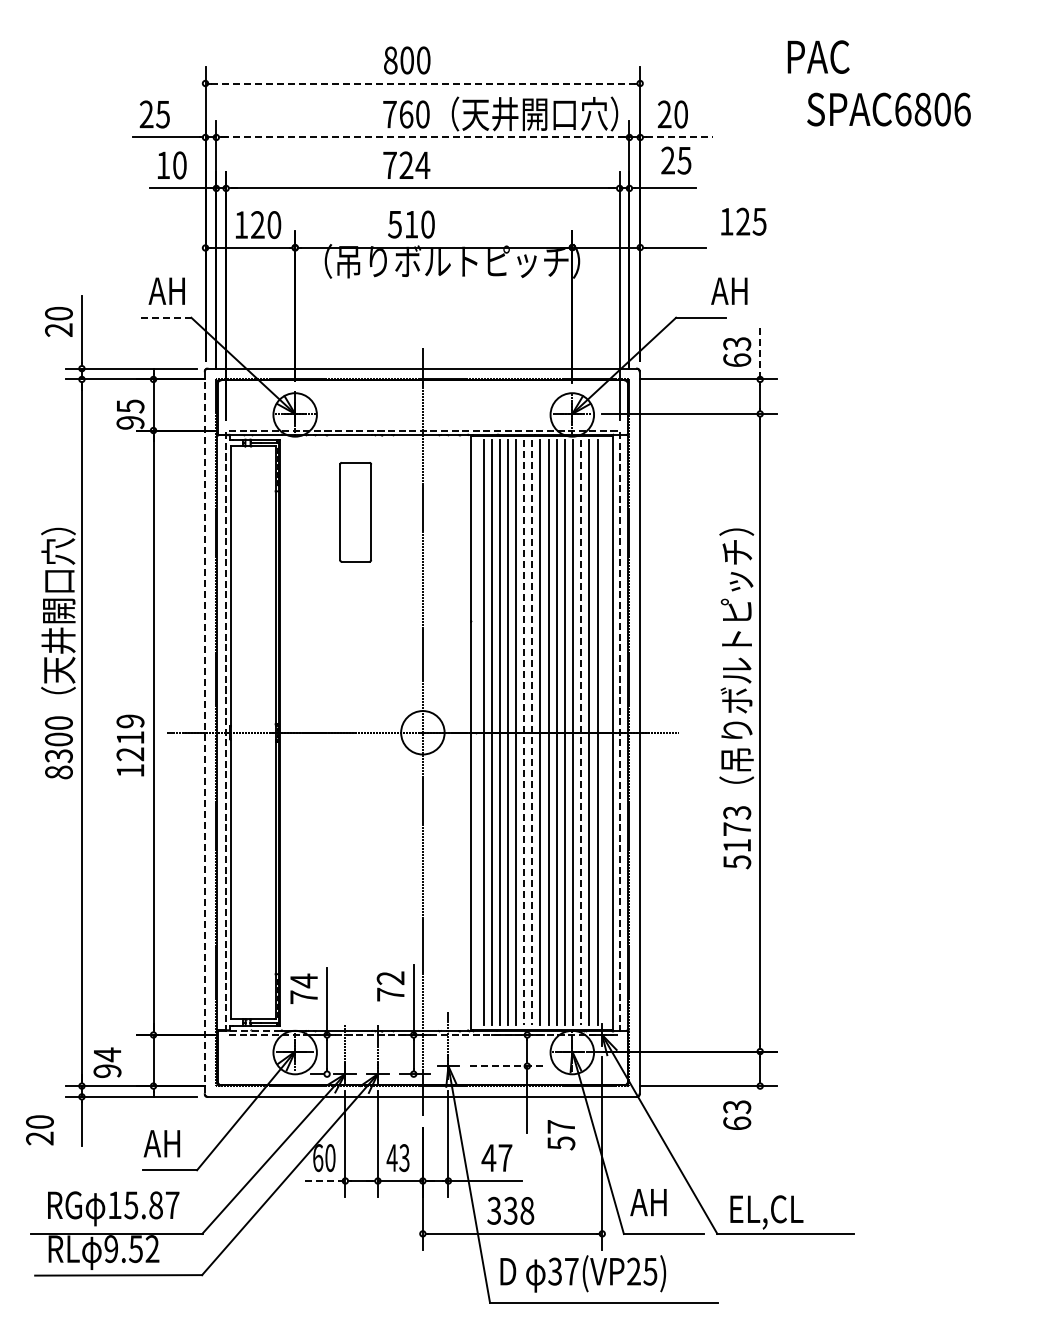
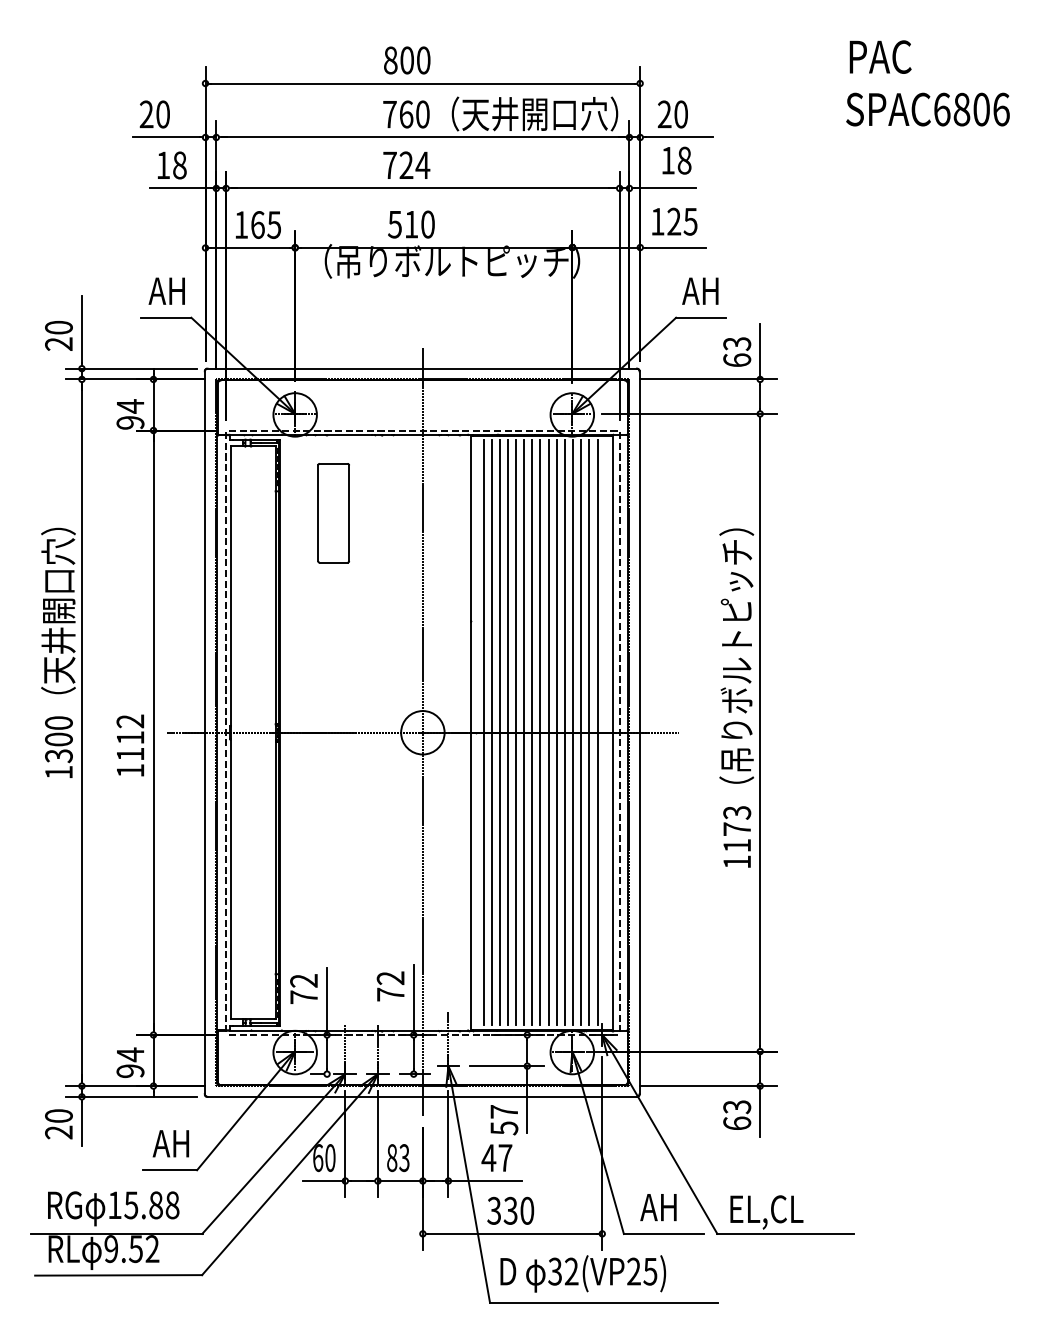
text position: (818, 56) -> (880, 56) (880, 56)
line: dashed -> solid (422, 83)
text position: (888, 109) -> (927, 109) (927, 109)
text: 25 -> 20 (162, 114)
line: dashed -> solid (423, 137)
line: dashed -> solid (679, 137)
text: 25 -> 18 (676, 160)
text: 10 -> 18 (179, 165)
text position: (743, 221) -> (674, 221) (674, 221)
text: 120 -> 165 (266, 225)
text position: (729, 290) -> (700, 290) (700, 290)
line: dashed -> solid (166, 317)
text position: (58, 321) -> (58, 335) (58, 335)
line: dashed -> solid (760, 351)
text: 95 -> 94 (130, 406)
part position: (355, 512) -> (333, 513) (333, 513)
line: dashed -> solid (524, 732)
line: dashed -> solid (532, 732)
line: dashed -> solid (581, 732)
line: dashed -> solid (204, 733)
text: 1219 -> 1112 (130, 737)
text: 8300 -> 1300 (58, 772)
text: 5173 -> 1173 (737, 862)
text: 74 -> 72 (303, 980)
line: dashed -> solid (255, 1030)
text position: (107, 1062) -> (130, 1062) (130, 1062)
line: dashed -> solid (506, 1066)
line: none -> present (760, 1111)
text position: (39, 1130) -> (58, 1124) (58, 1124)
text position: (561, 1135) -> (504, 1120) (504, 1120)
text position: (161, 1143) -> (170, 1143) (170, 1143)
text: 43 -> 83 (391, 1158)
line: dashed -> solid (323, 1181)
text position: (648, 1202) -> (658, 1207) (658, 1207)
text: 15.87 -> 15.88 (172, 1205)
text: 338 -> 330 (527, 1210)
text: 37(VP25) -> 32(VP25) (571, 1271)
